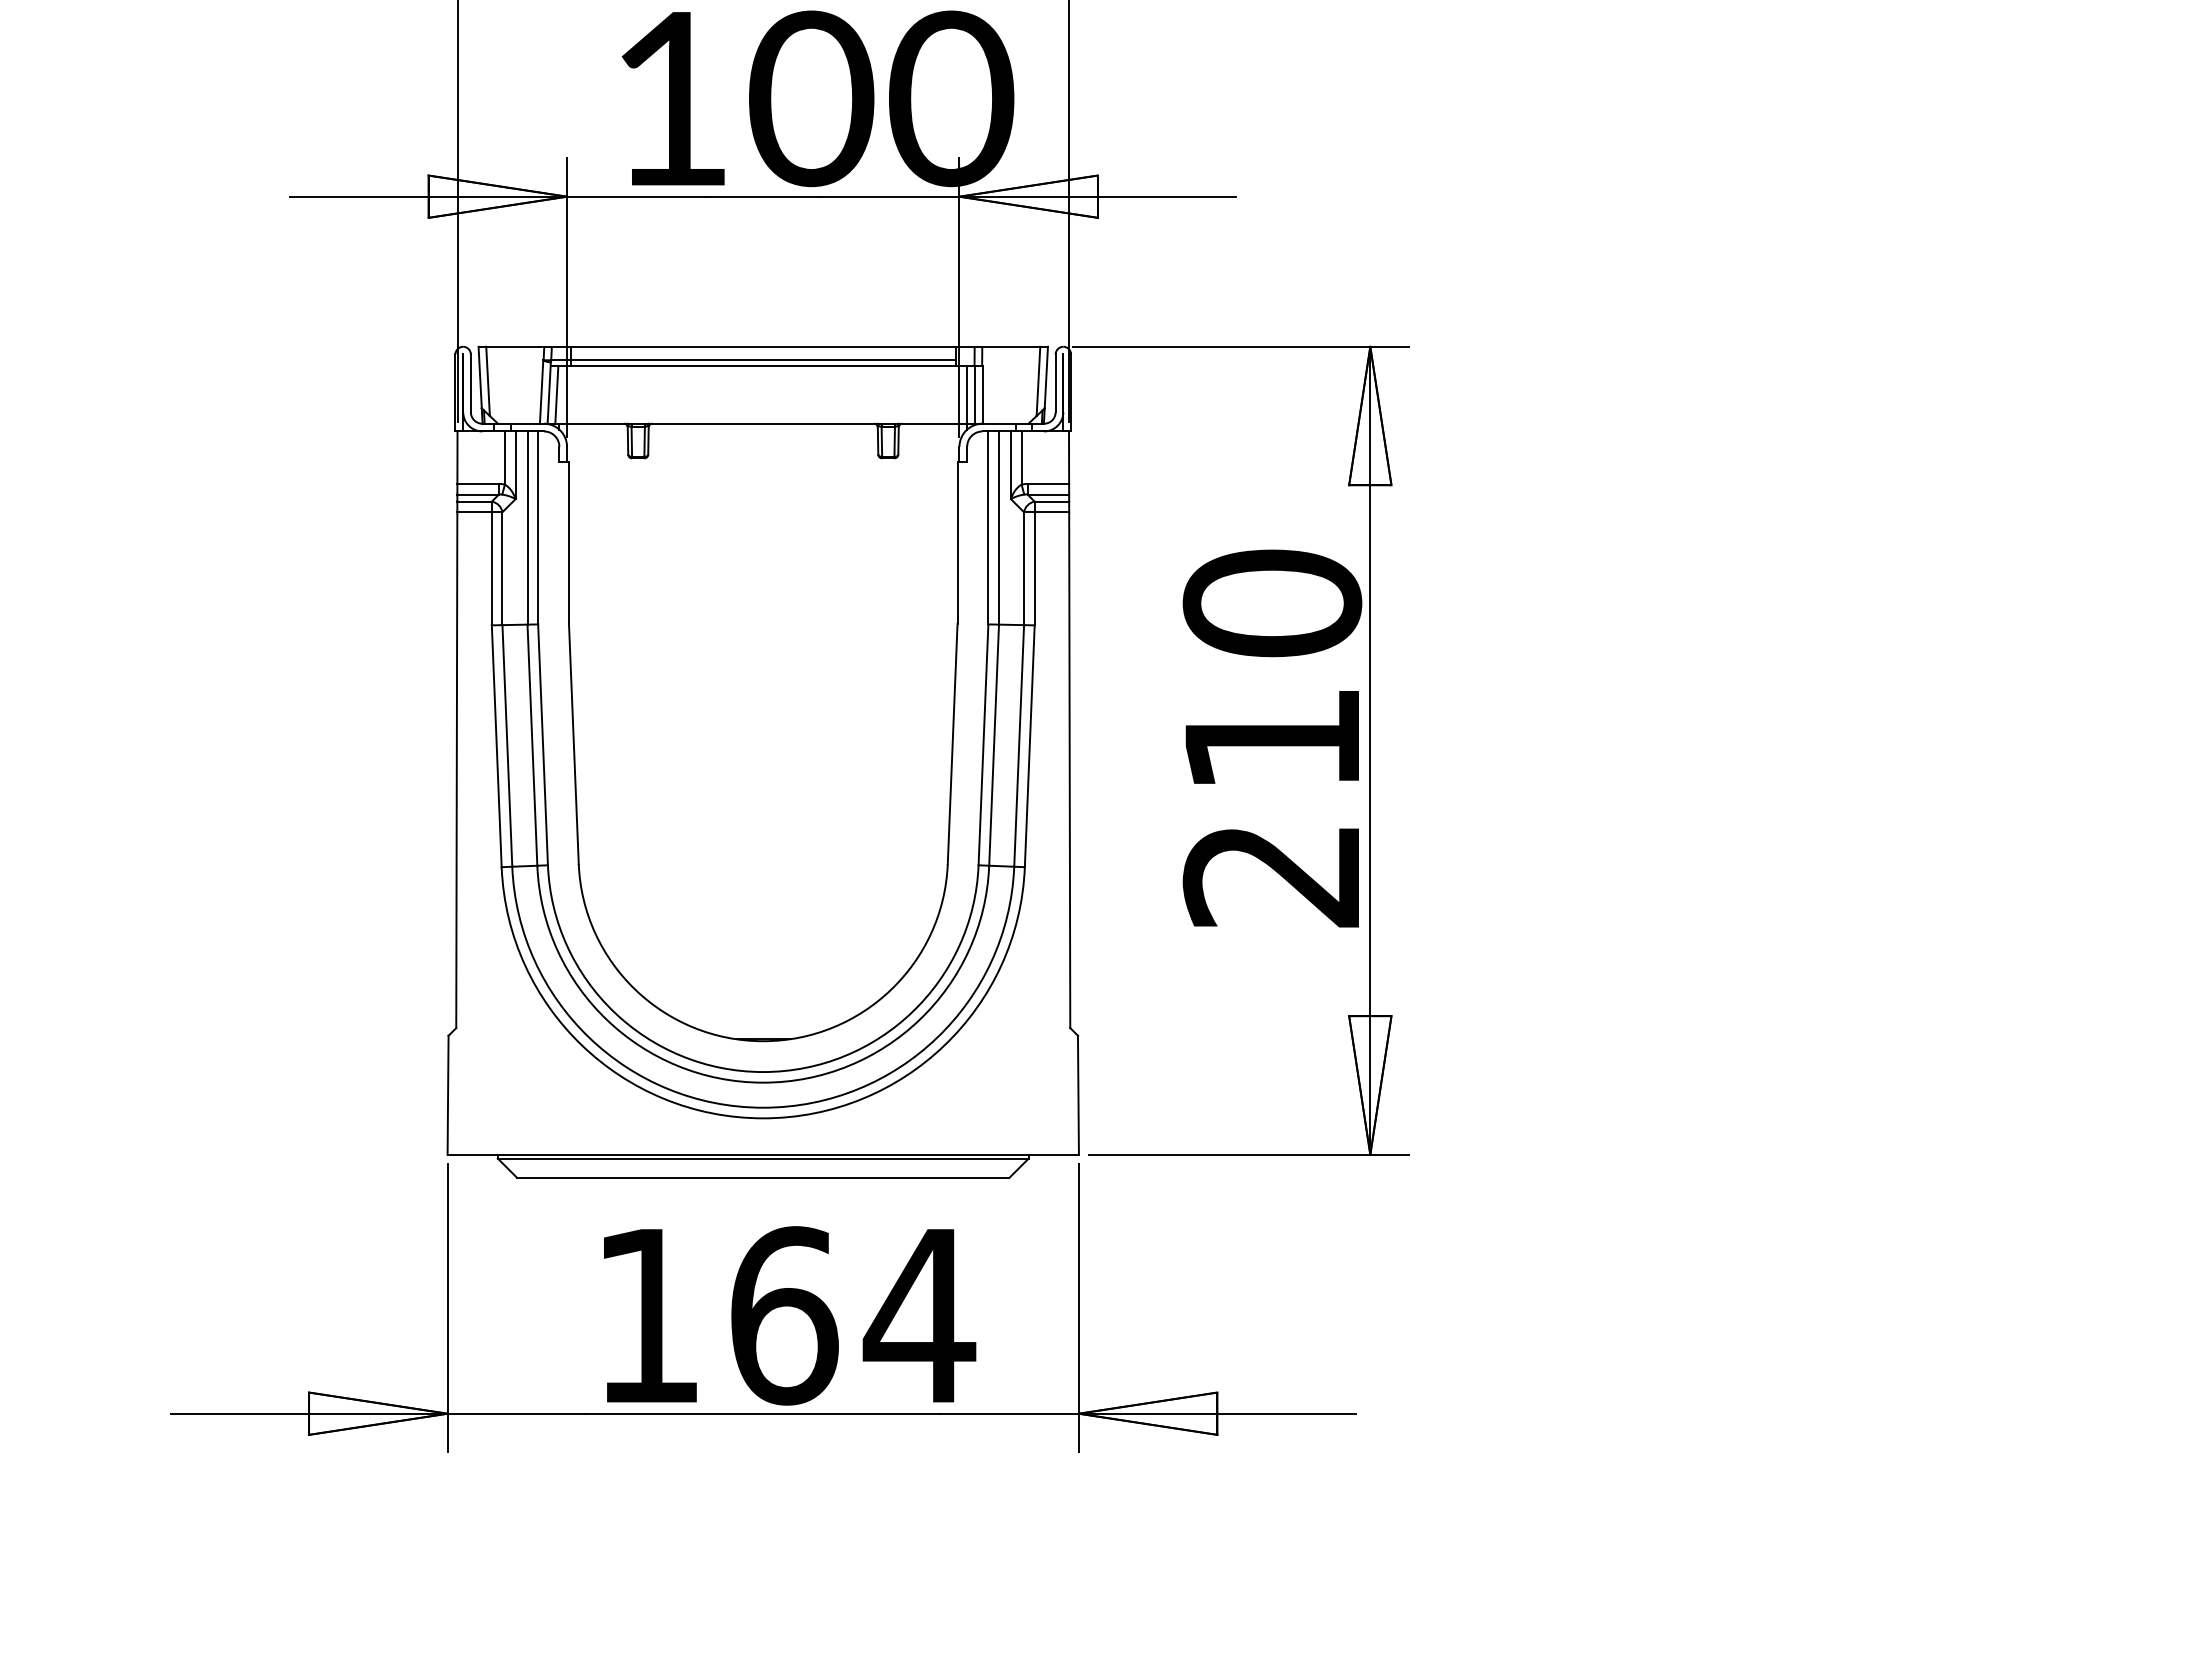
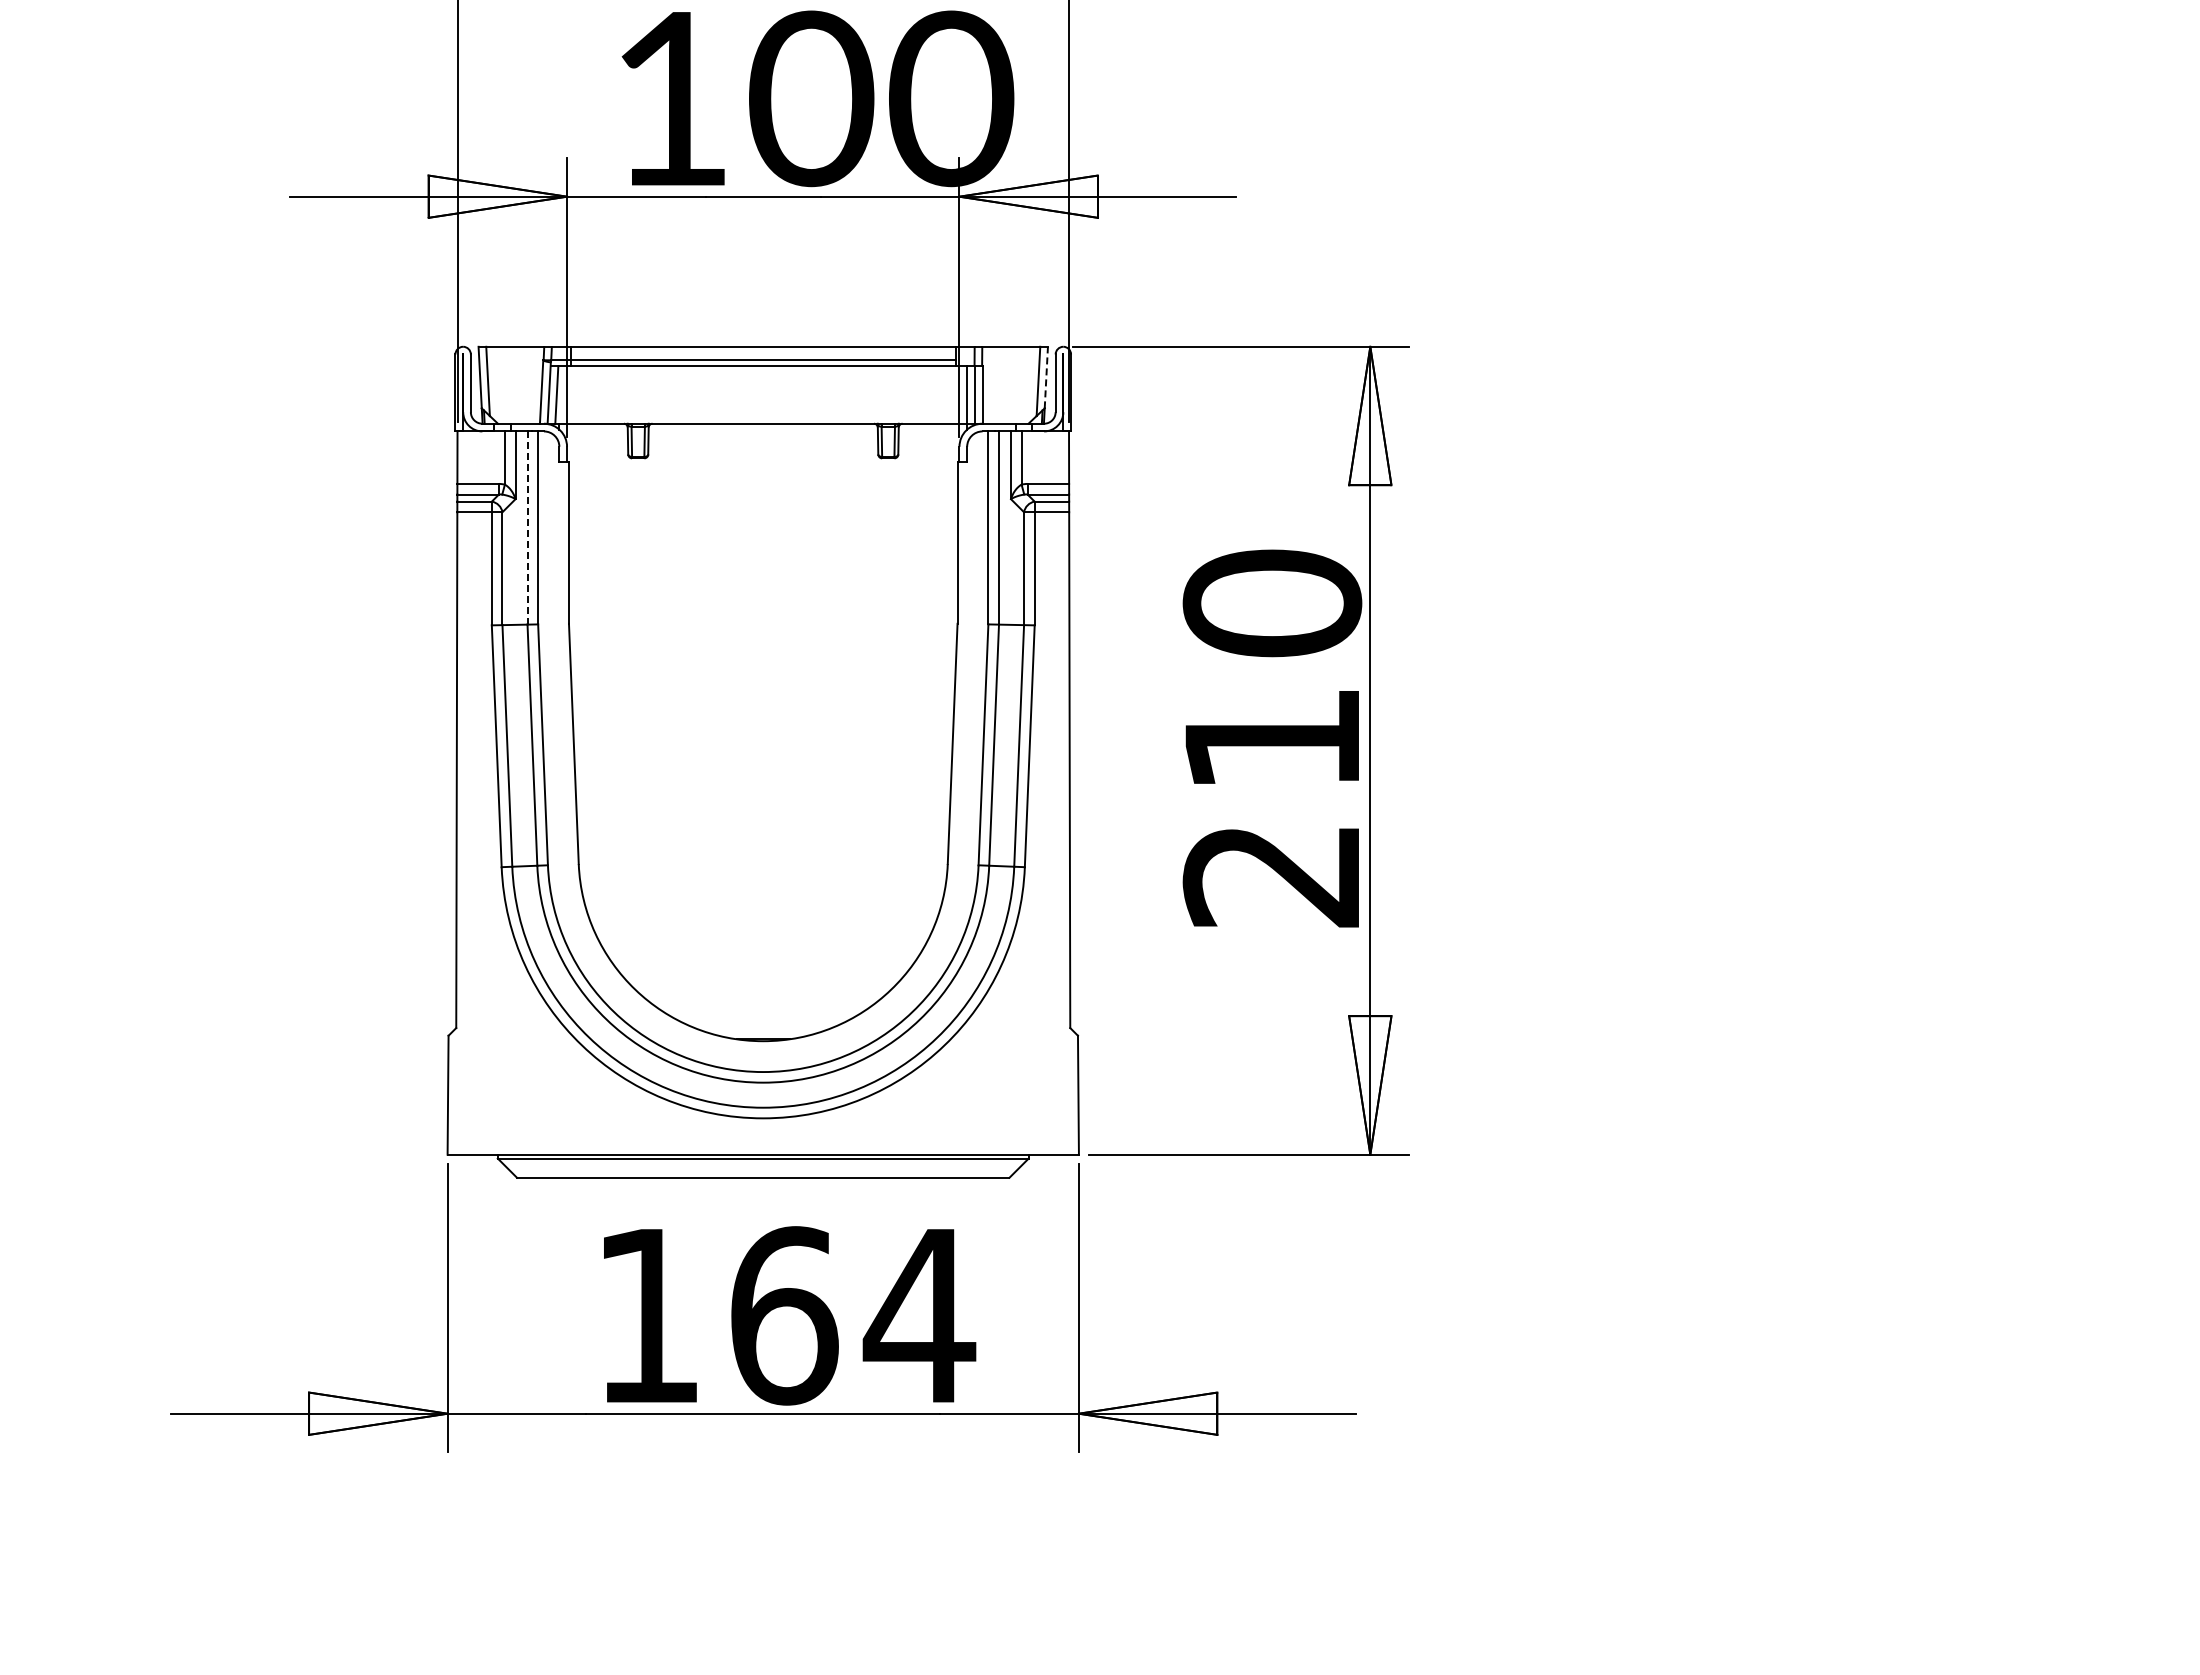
line: solid -> dashed (1046, 377)
line: solid -> dashed (527, 528)
